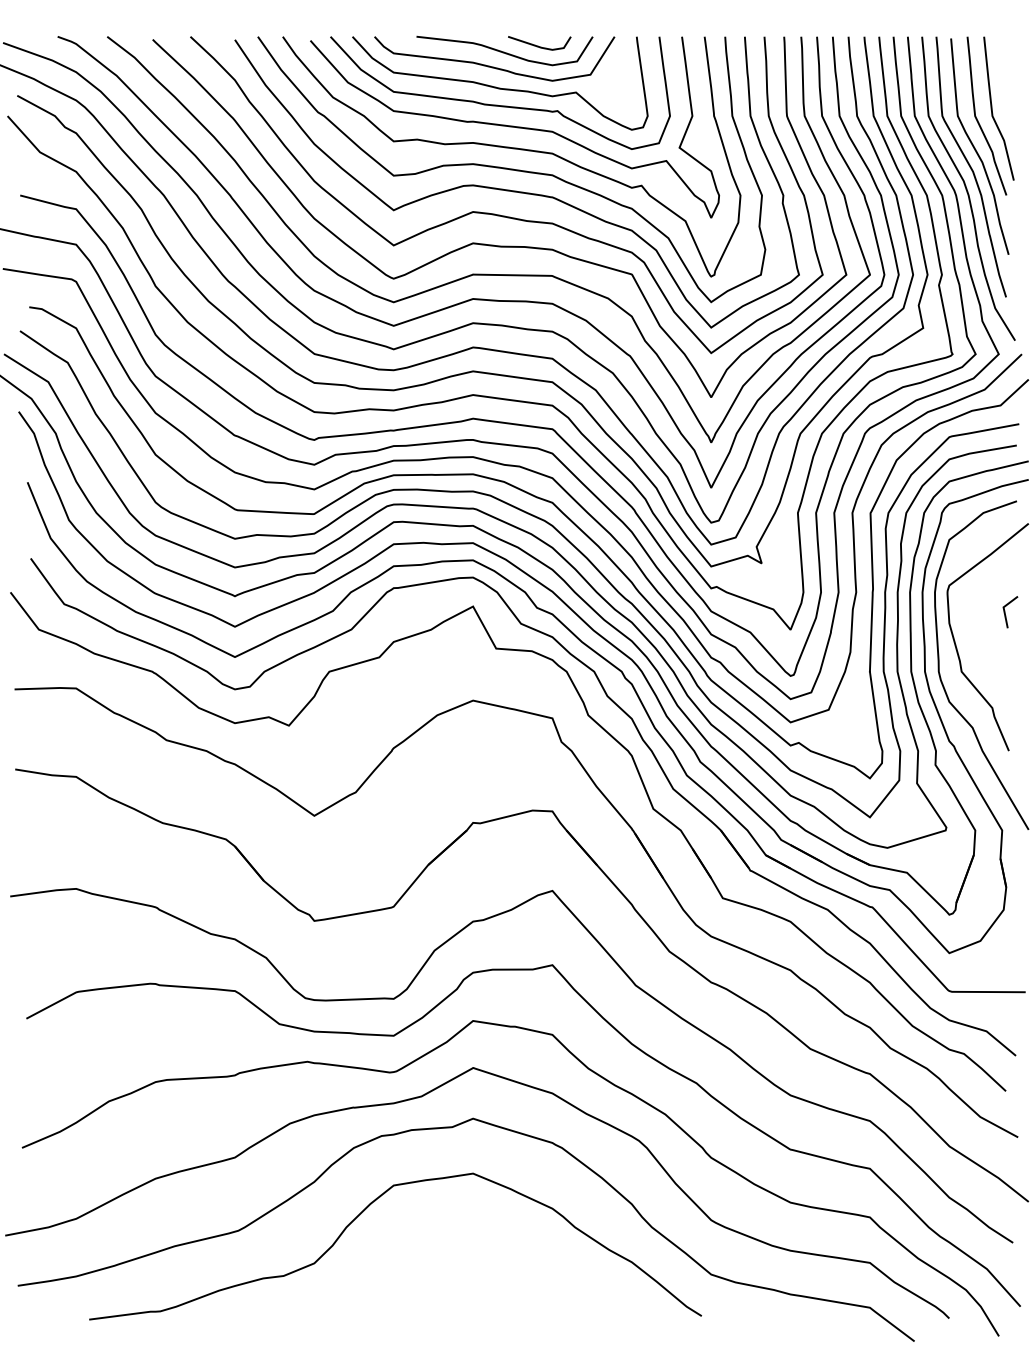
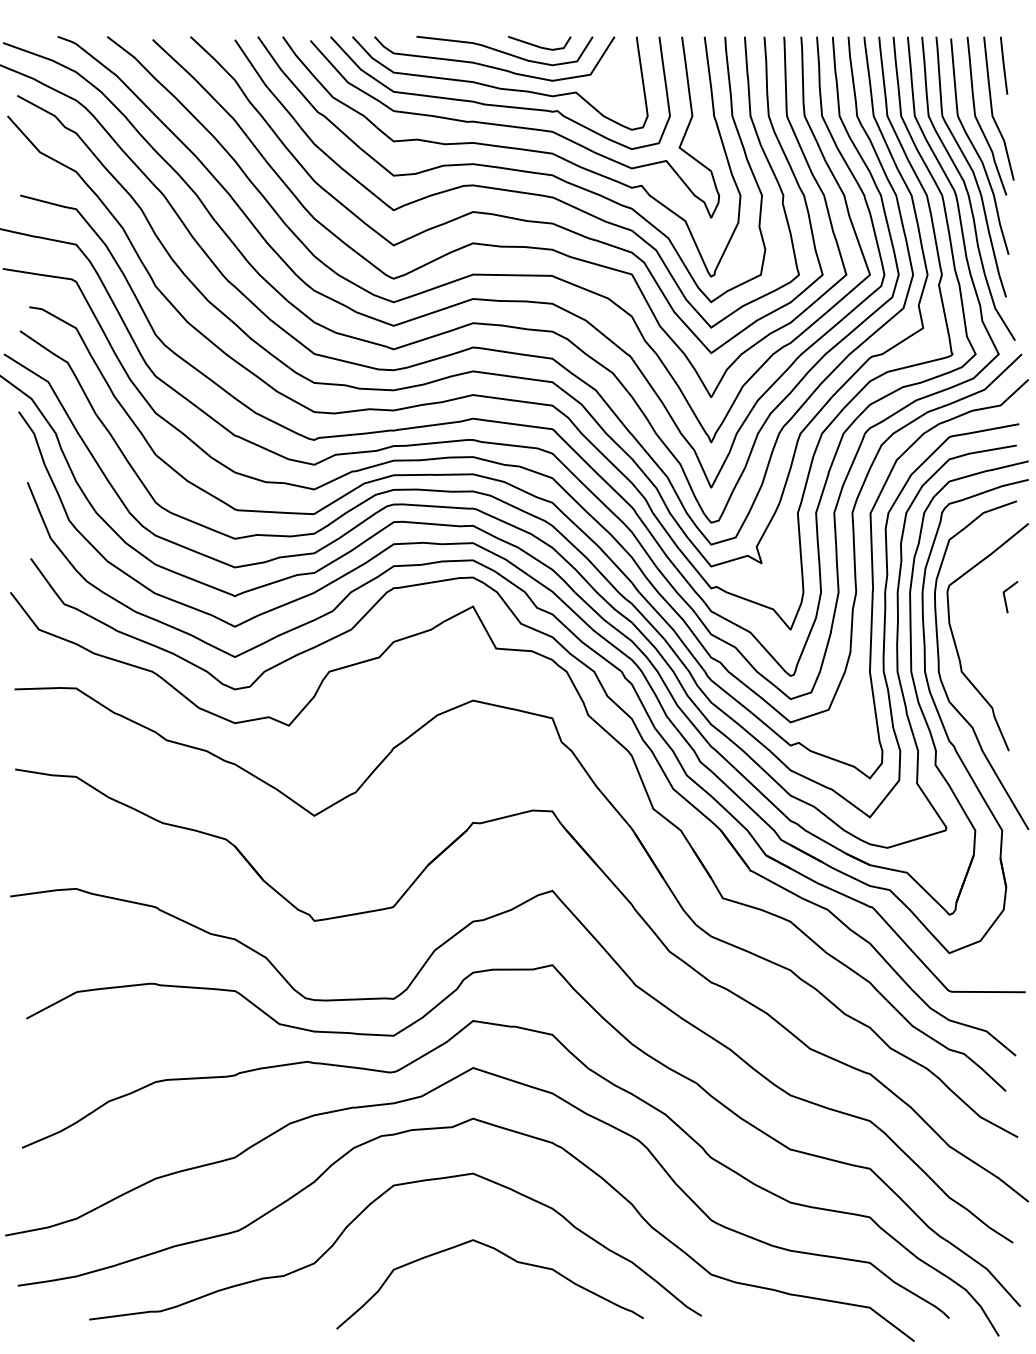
line: none -> present (1004, 65)
line position: (1005, 612) -> (1005, 597) (1005, 597)
curve: none -> present (507, 1257)
